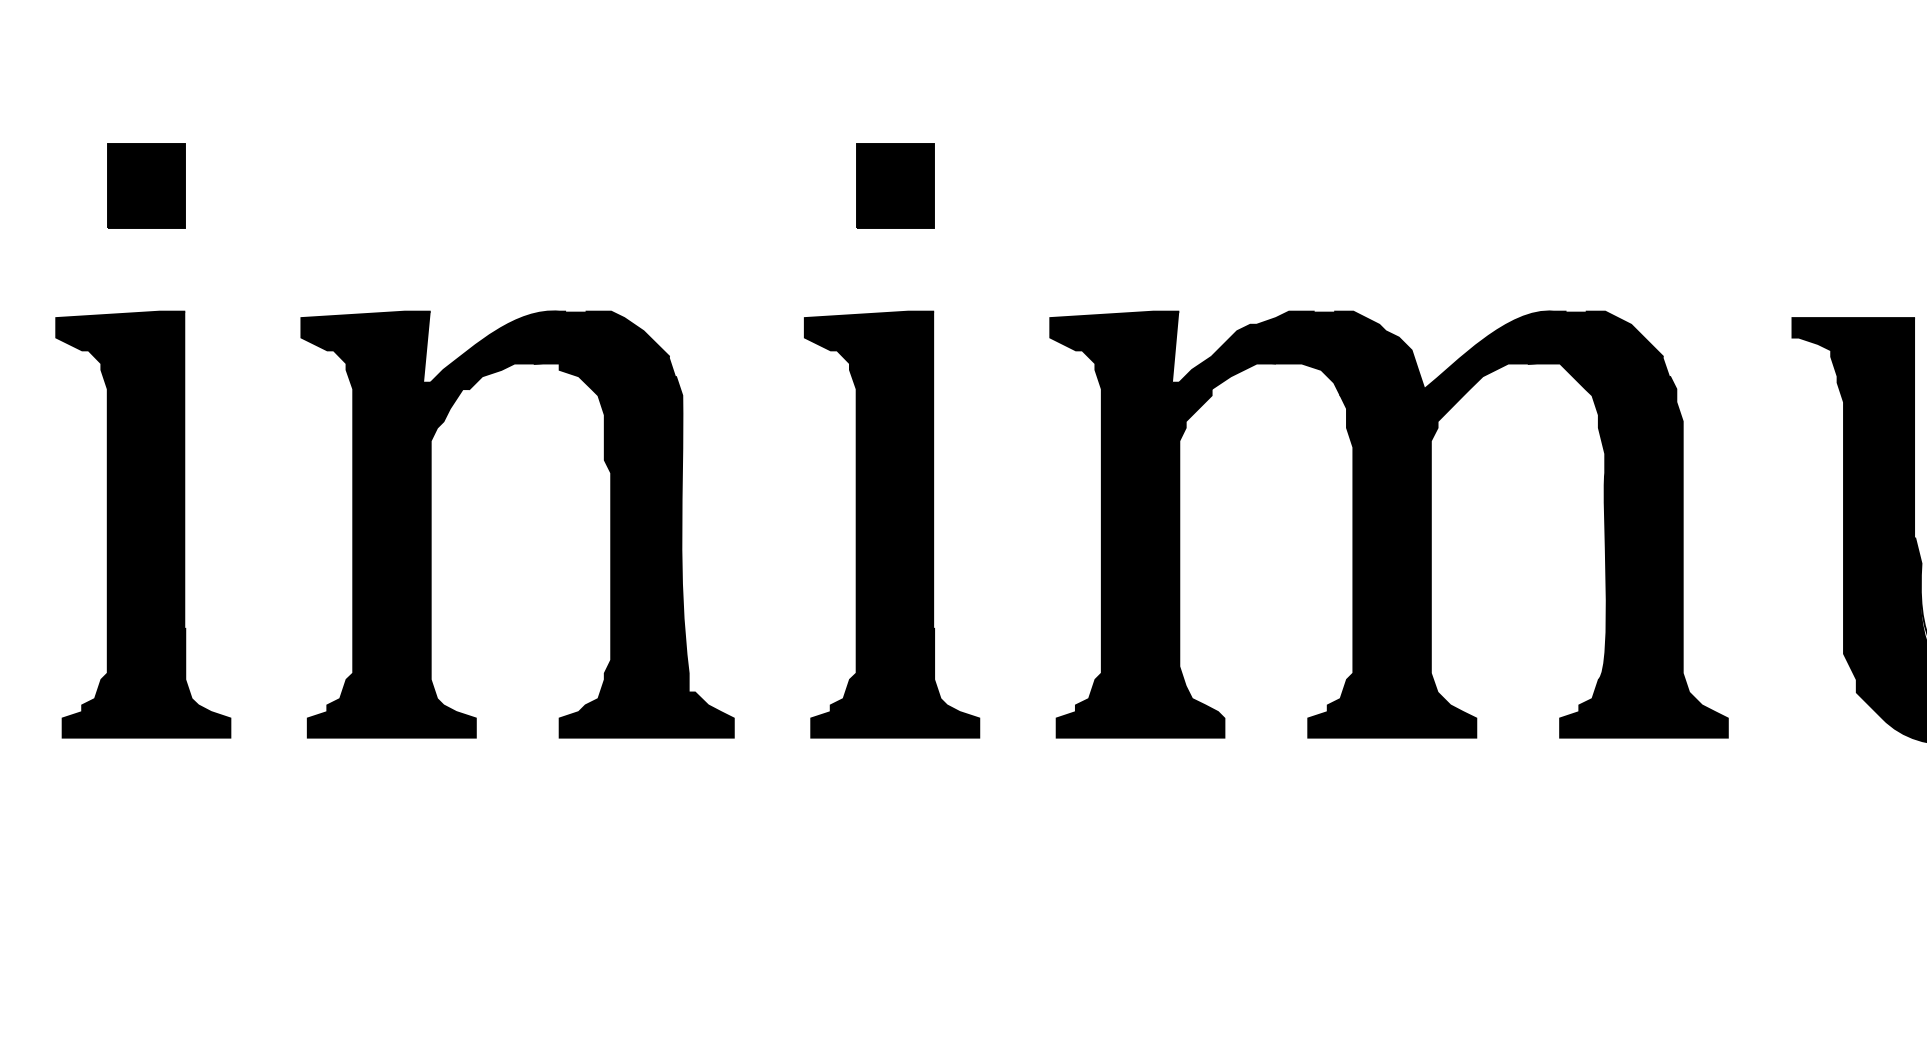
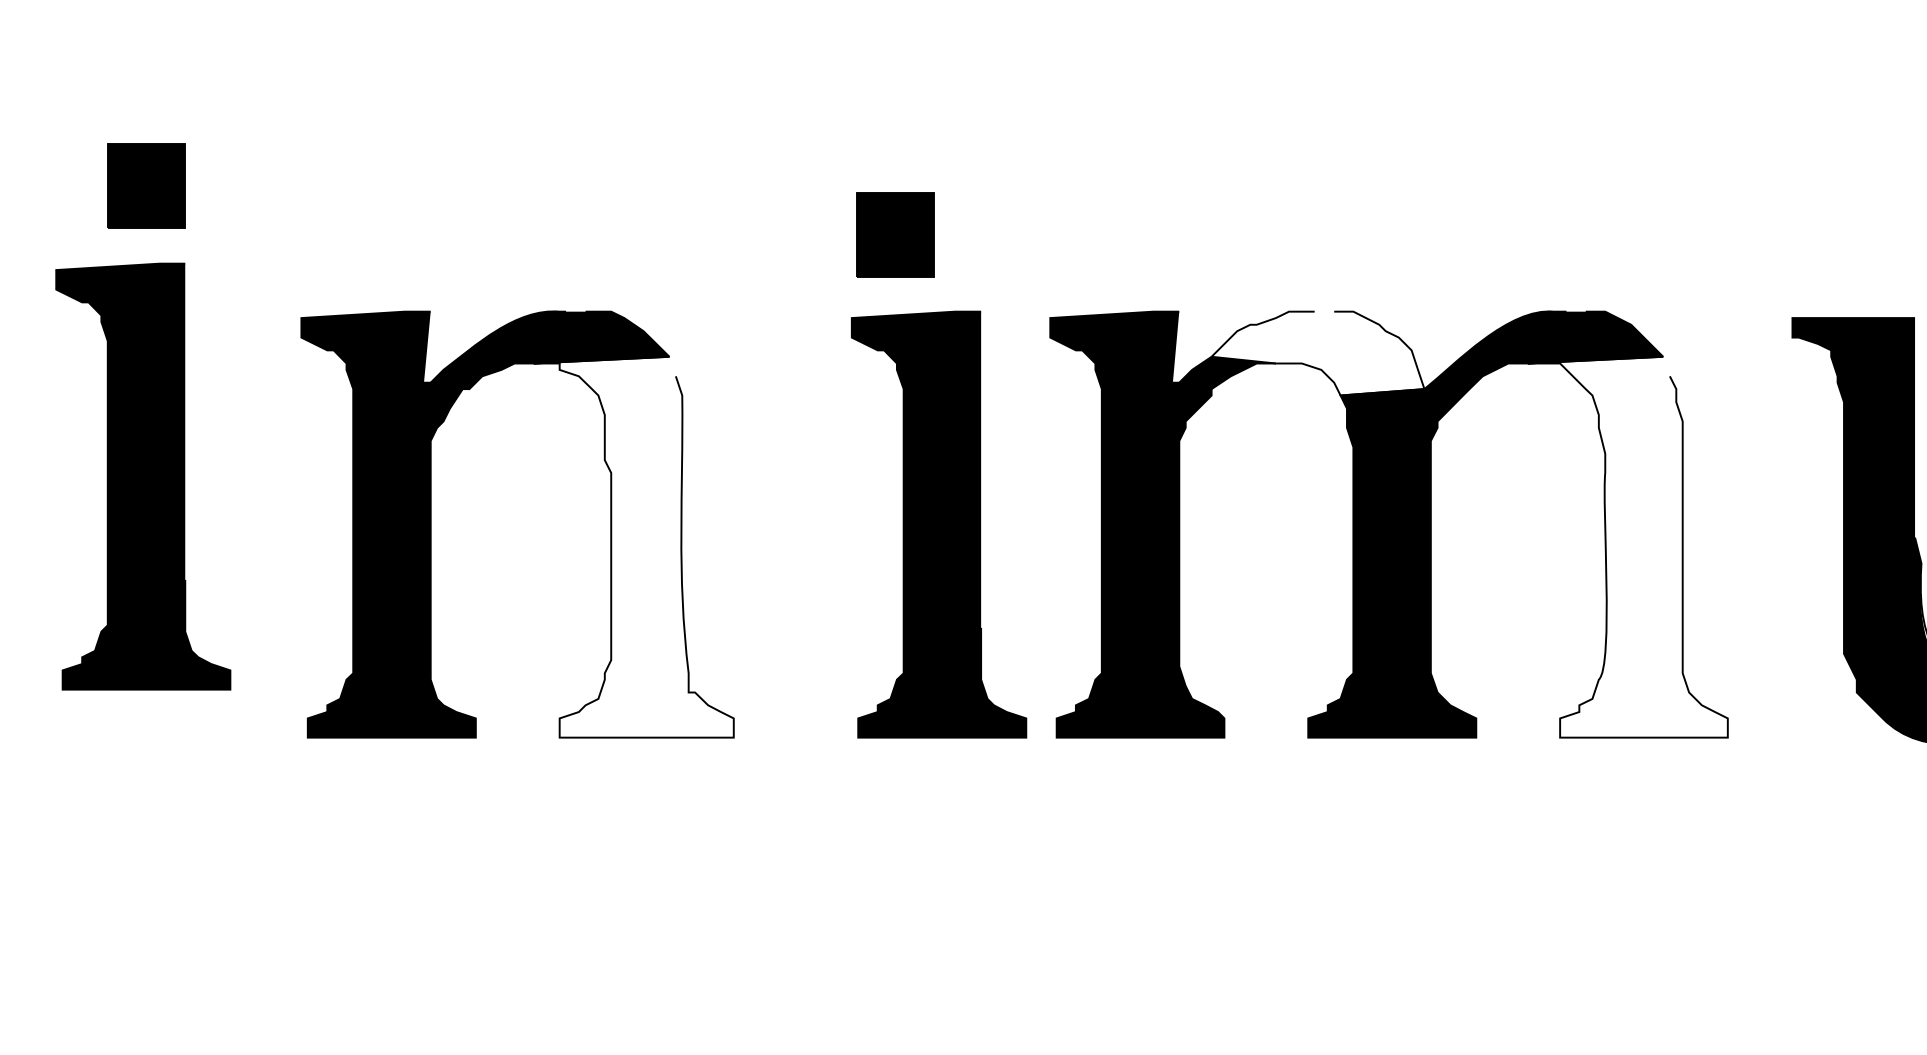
part position: (895, 185) -> (895, 234) (895, 234)
fill: present -> none (1317, 353)
part position: (143, 524) -> (143, 476) (143, 476)
part position: (892, 524) -> (939, 524) (939, 524)
fill: present -> none (633, 546)
fill: present -> none (1627, 546)
